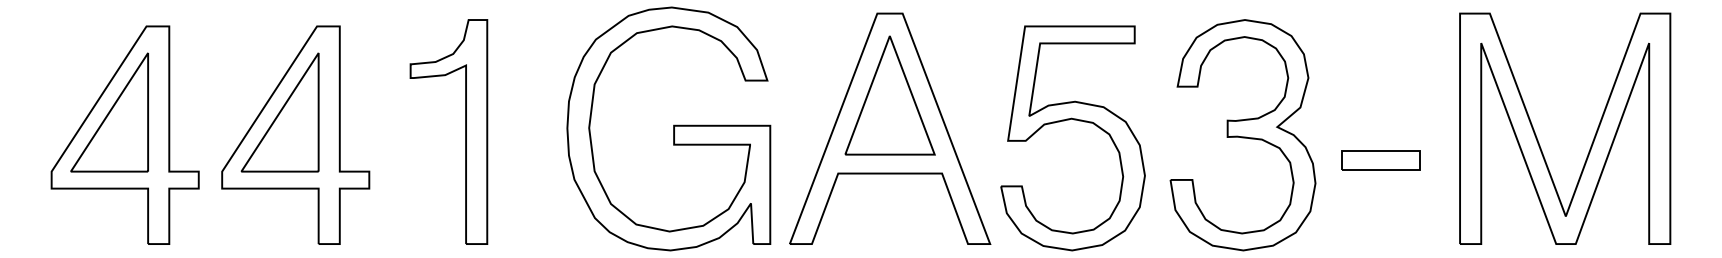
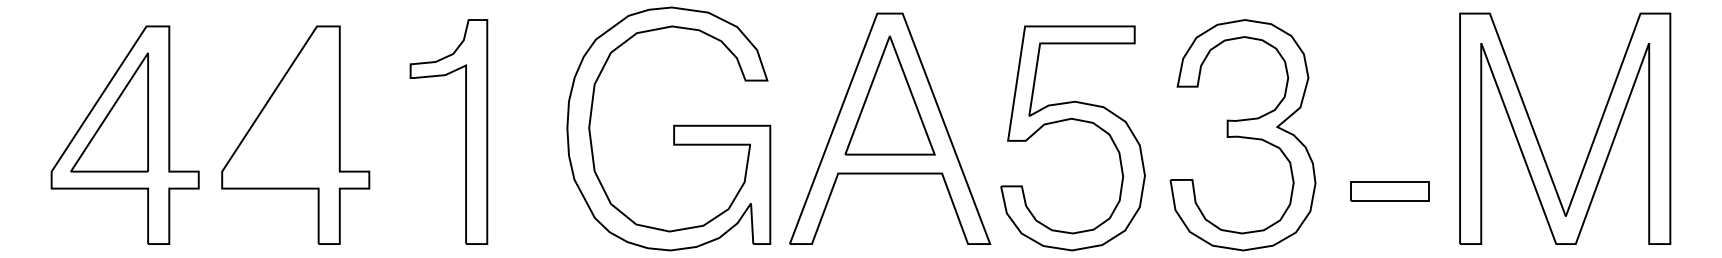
part: present -> none (279, 112)
part position: (1380, 160) -> (1389, 191) (1389, 191)
